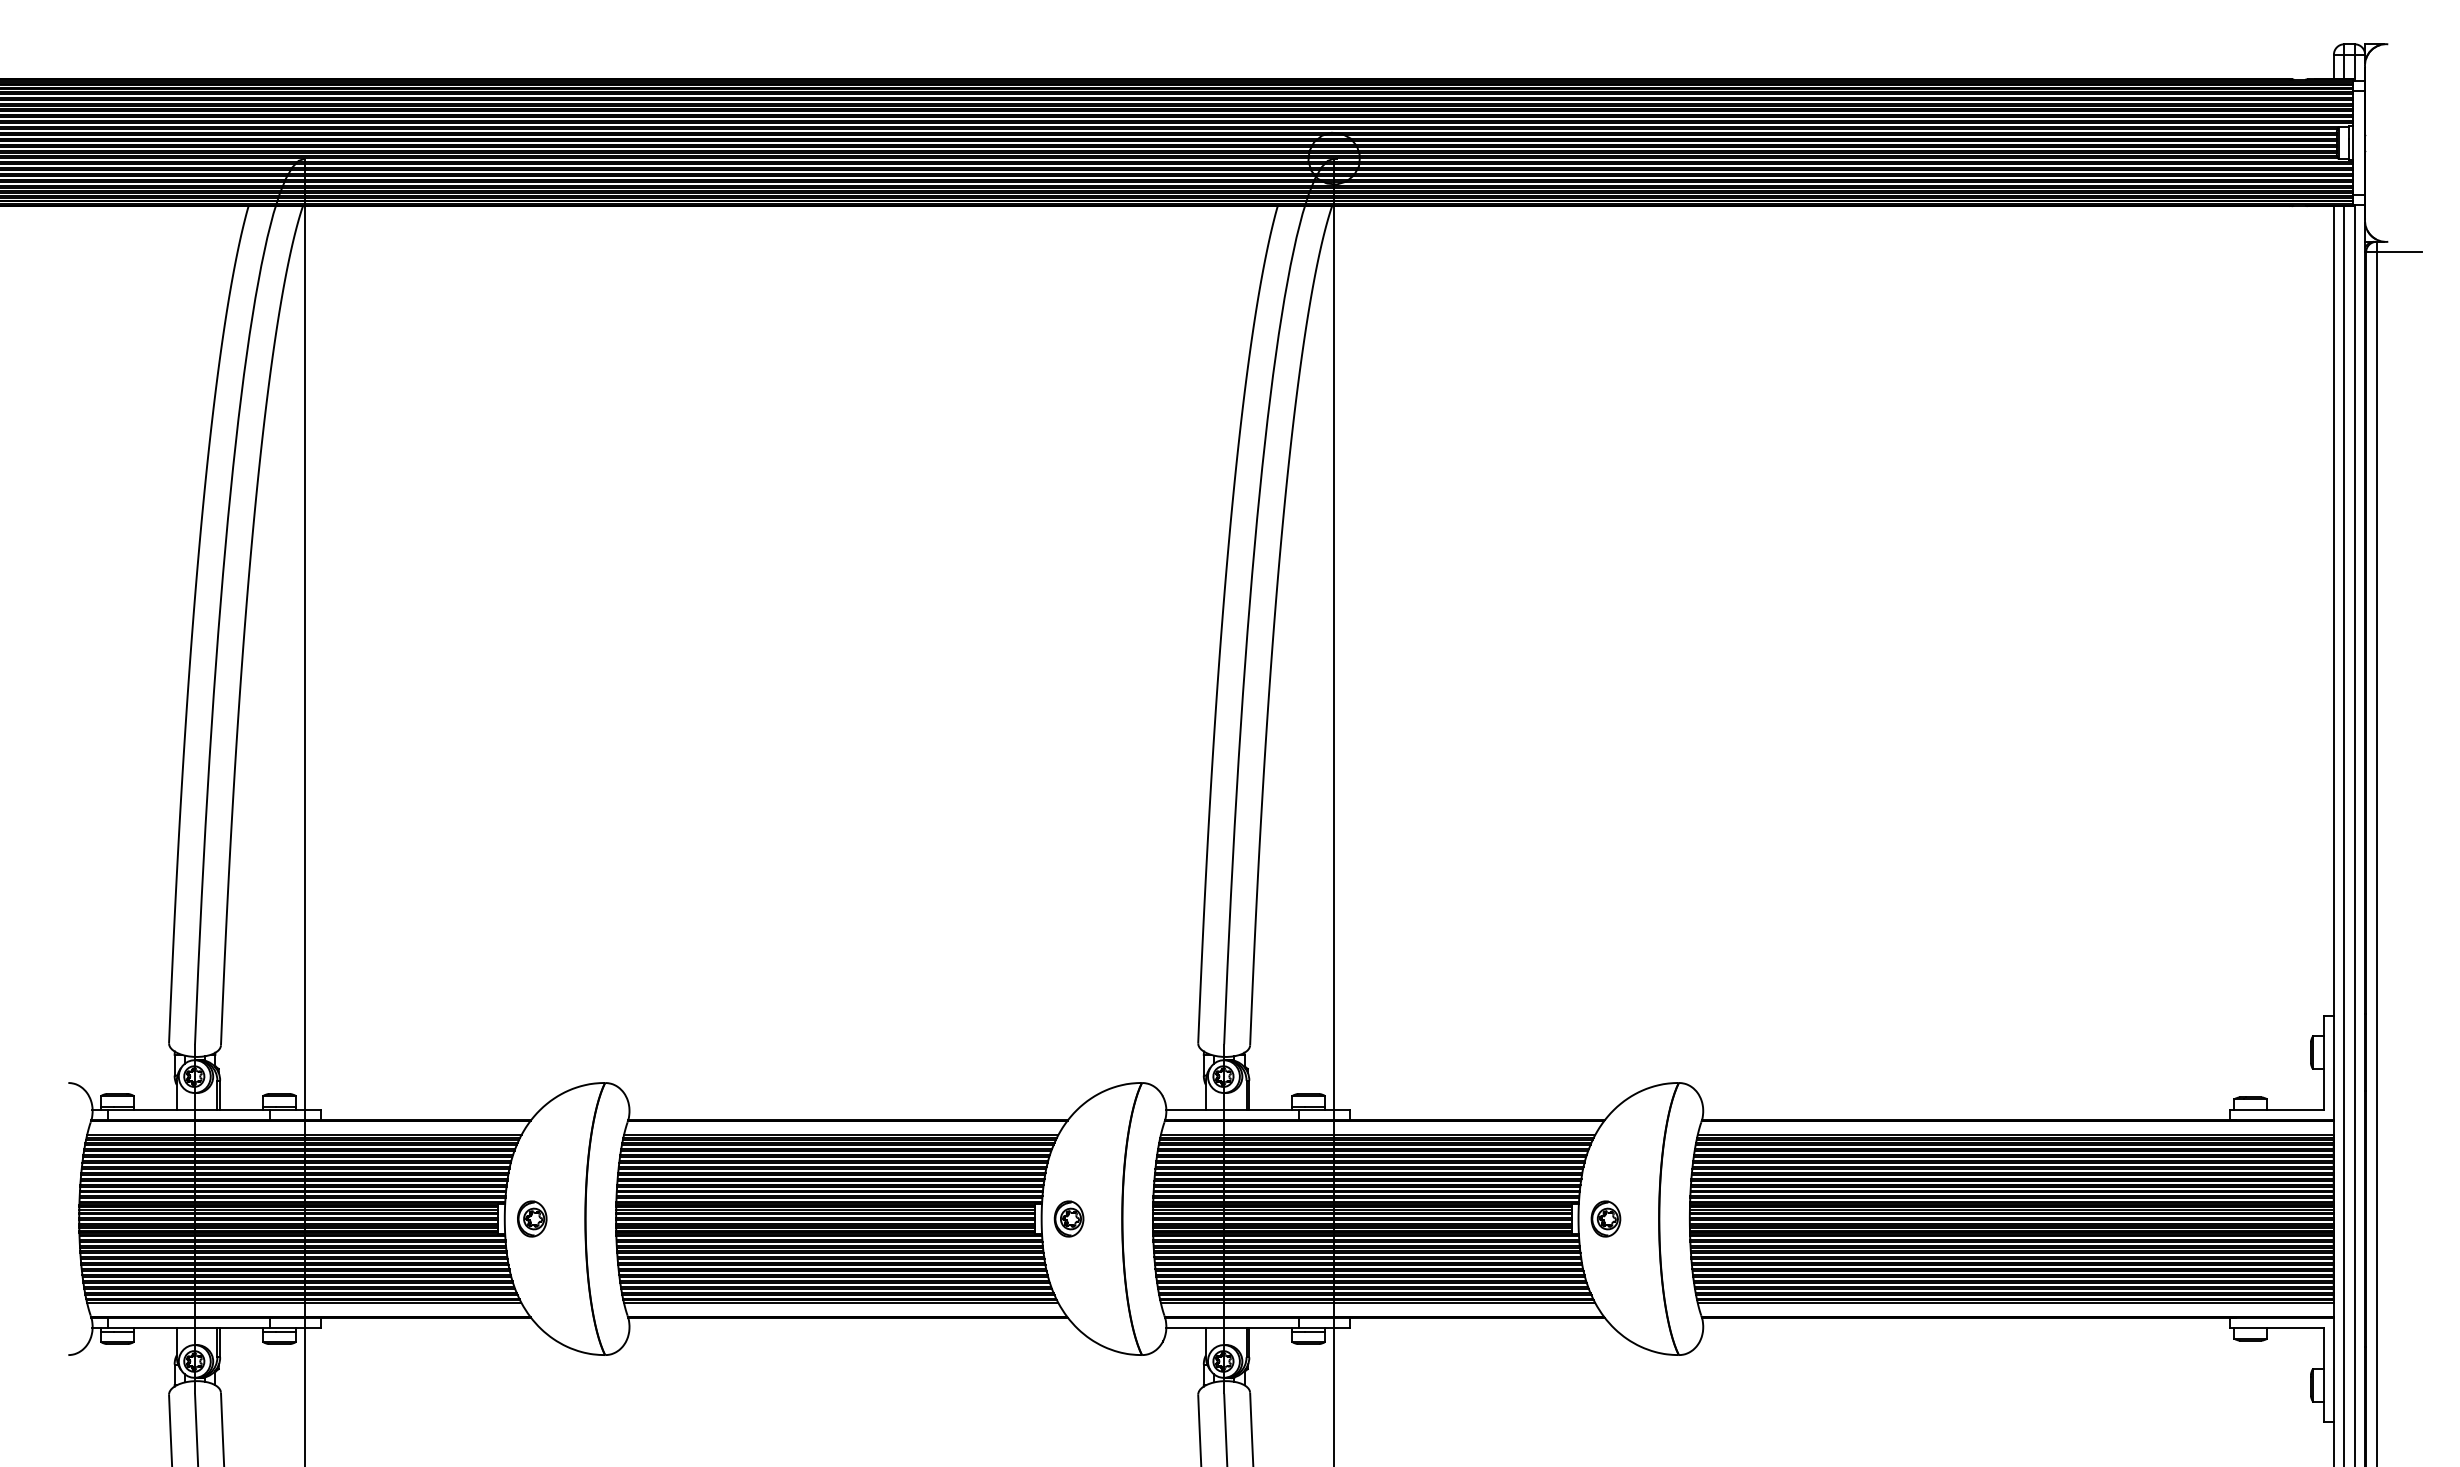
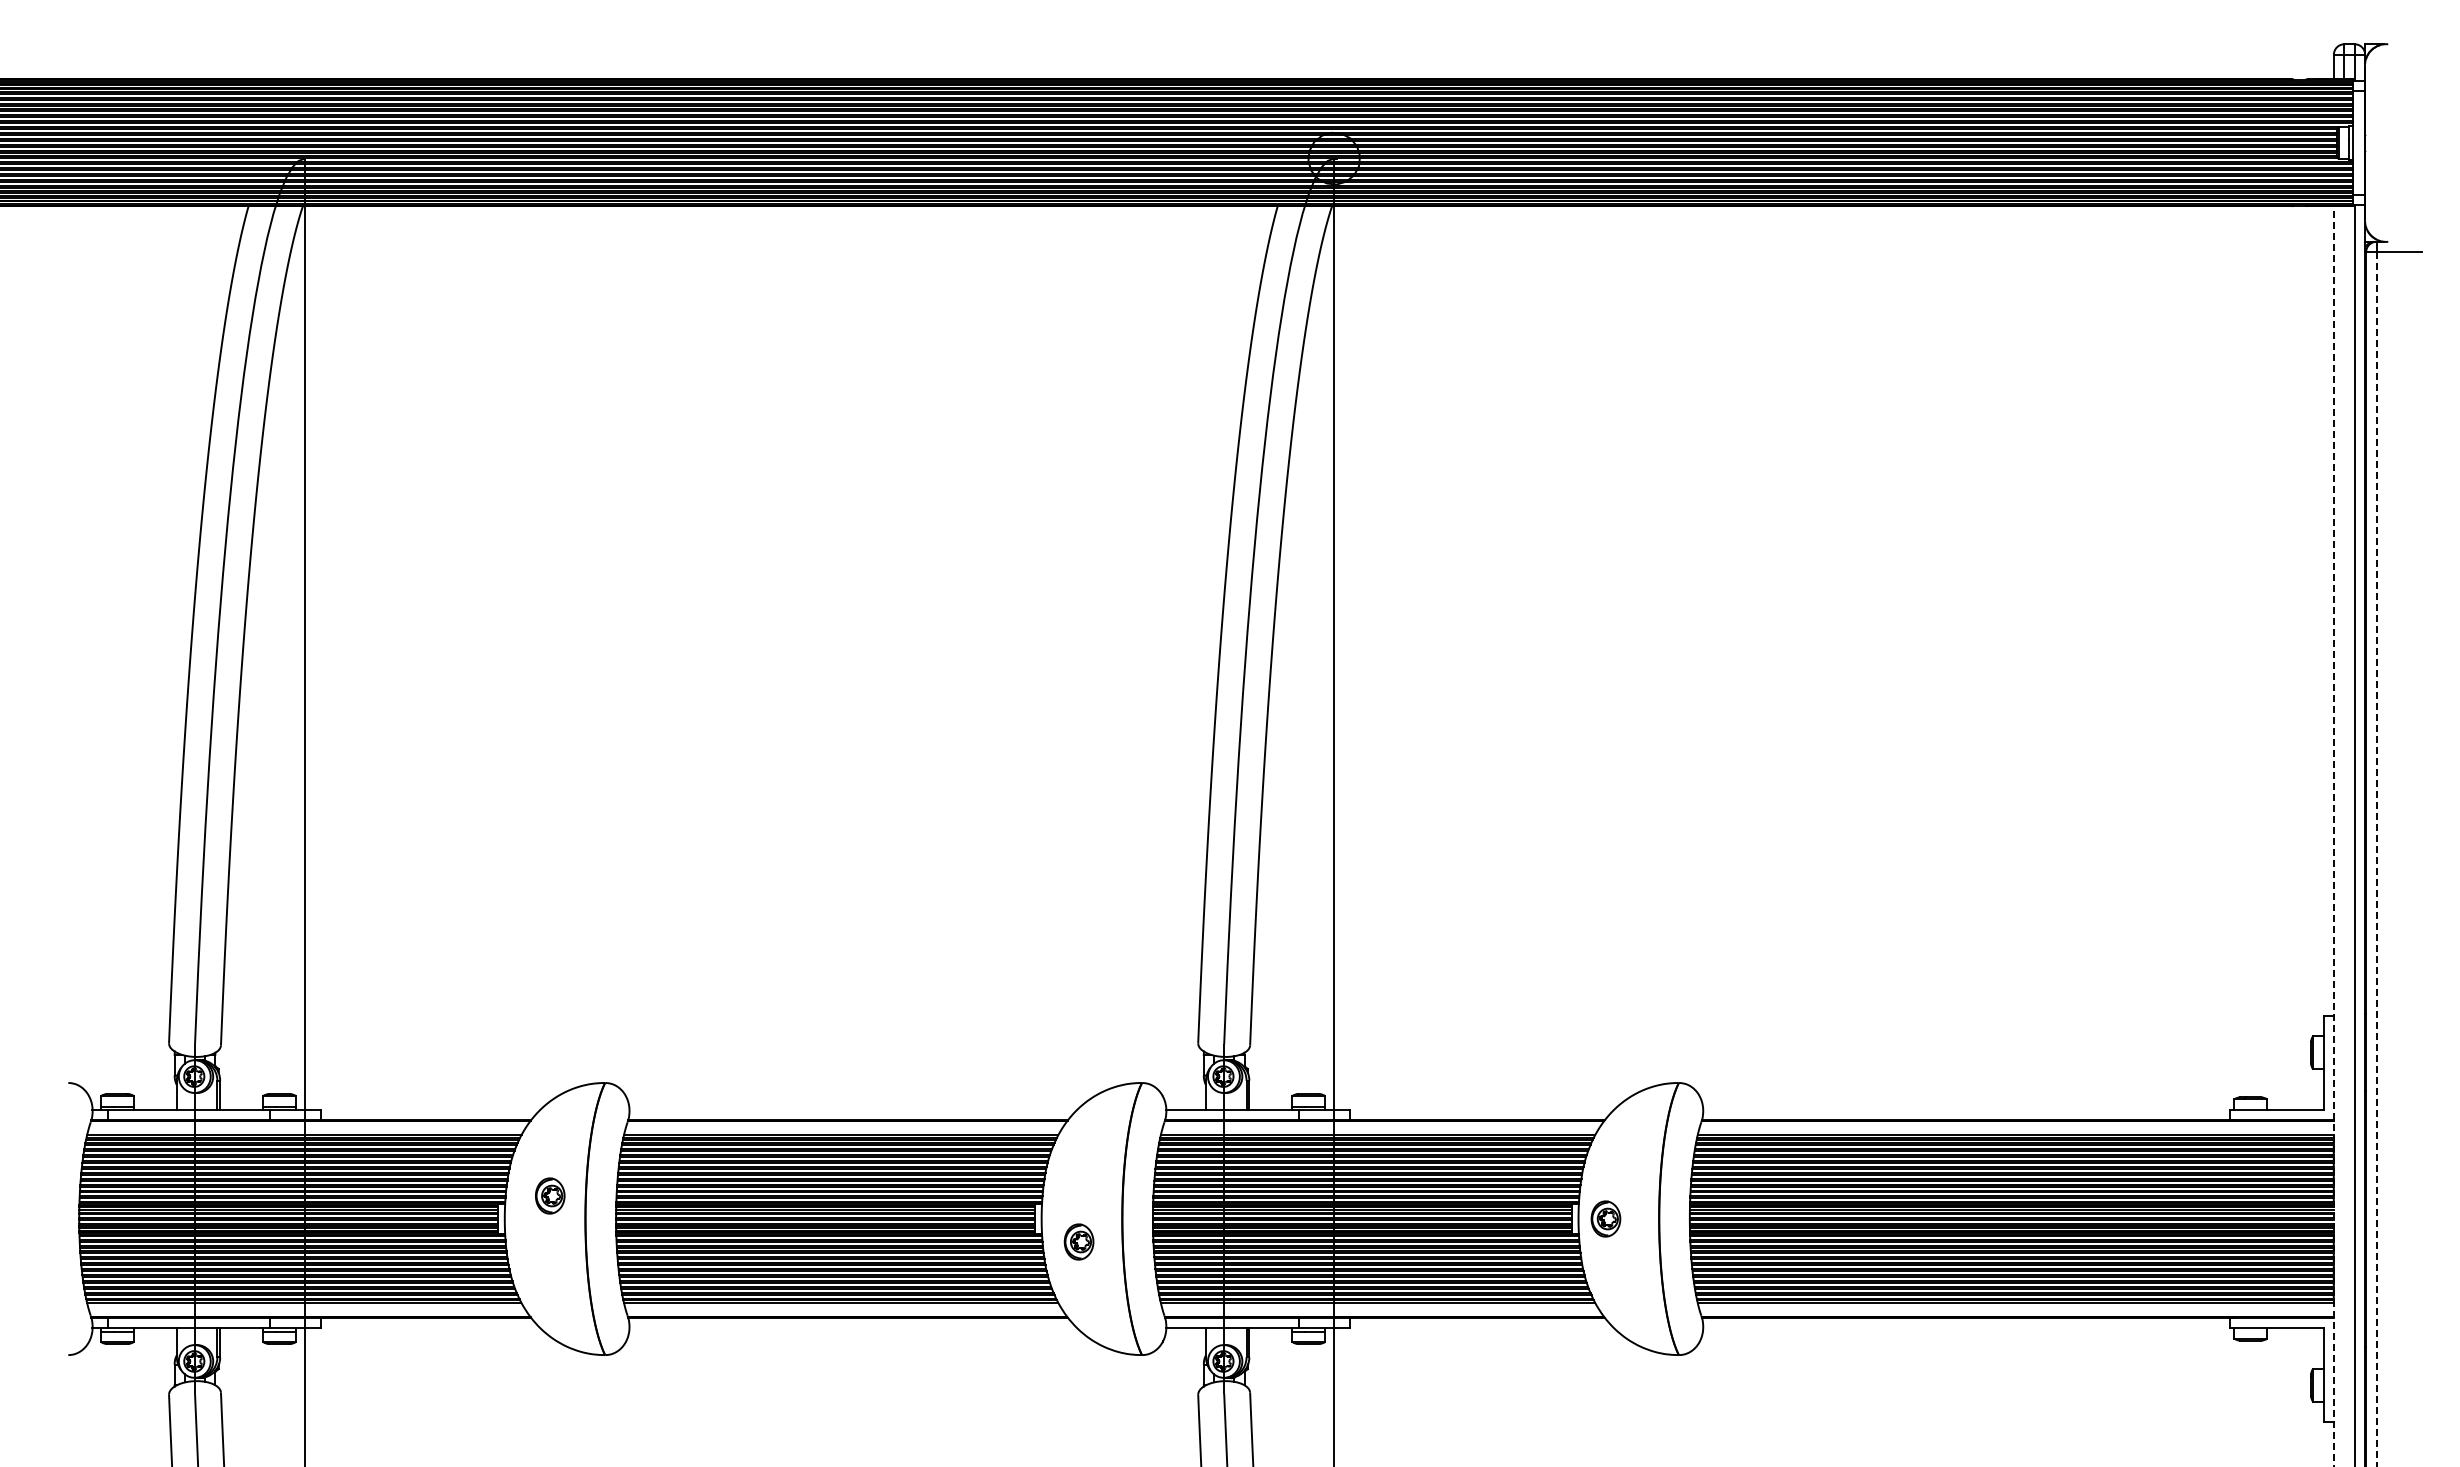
line: present -> none (2344, 834)
line: solid -> dashed (2333, 835)
line: solid -> dashed (2376, 860)
part position: (532, 1218) -> (550, 1195) (550, 1195)
part position: (1068, 1218) -> (1078, 1241) (1078, 1241)
